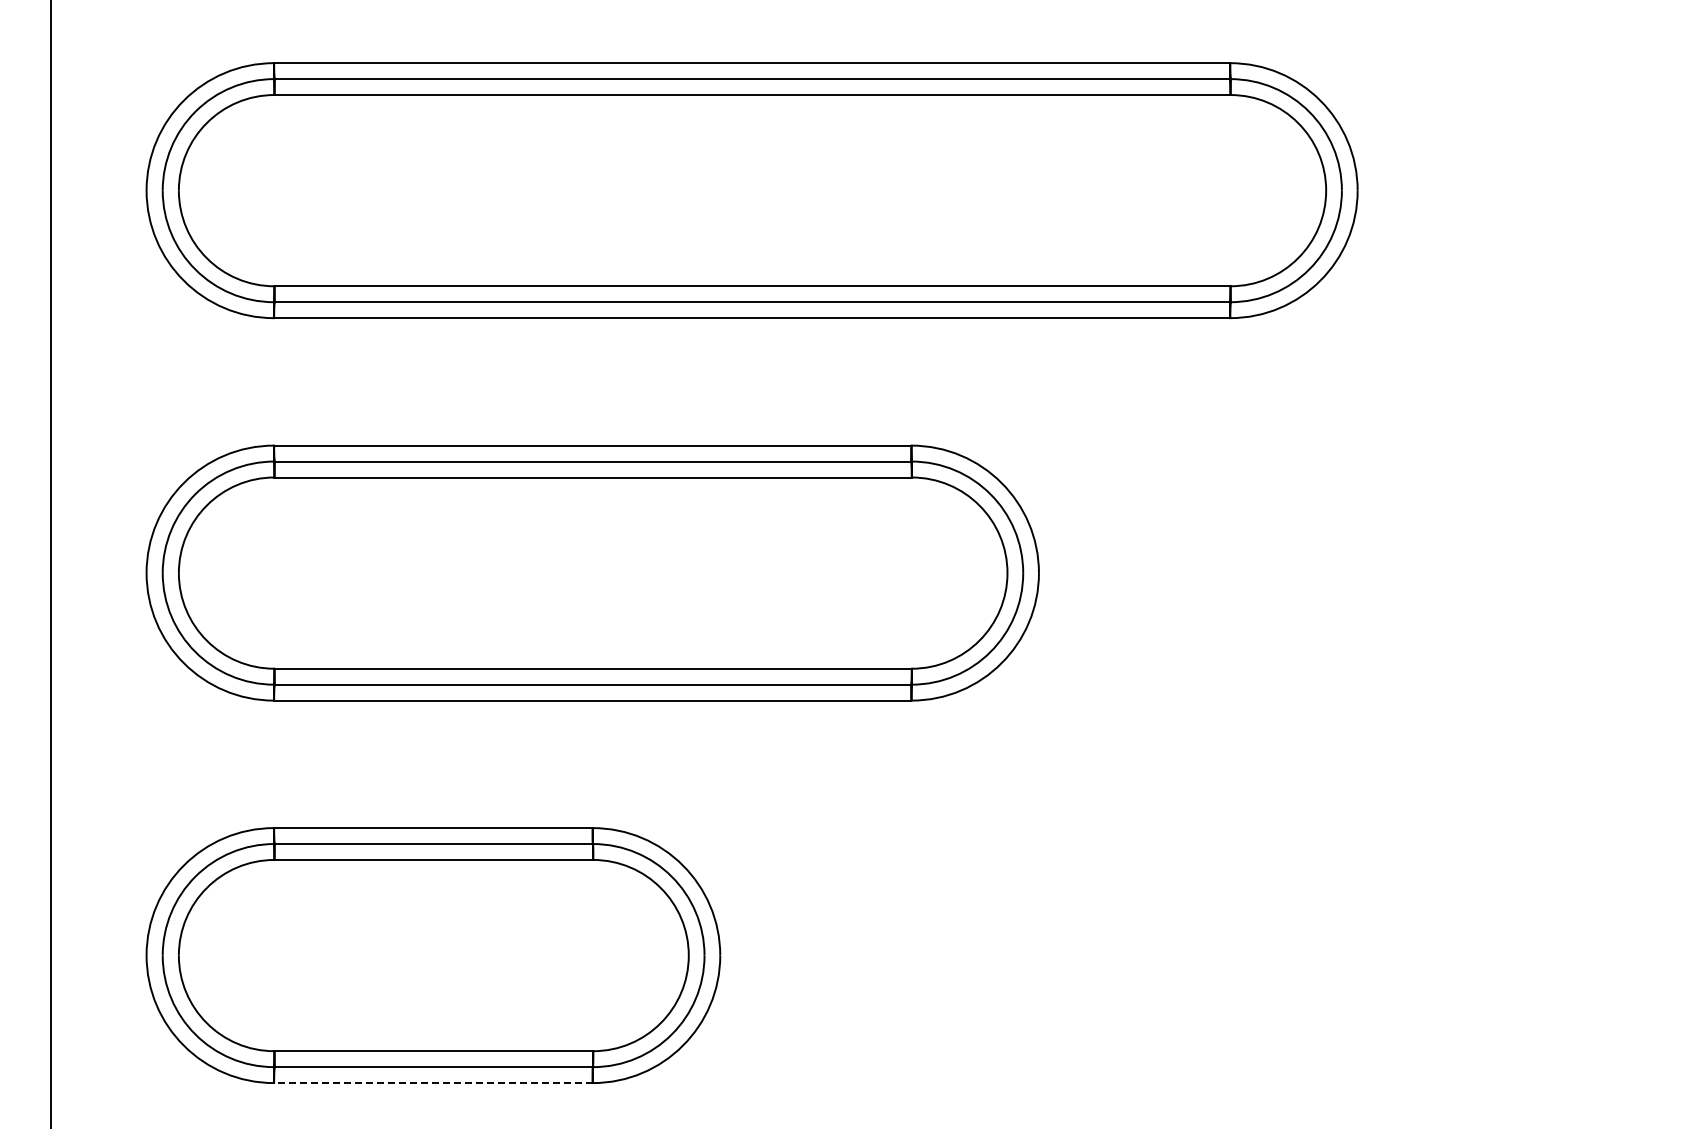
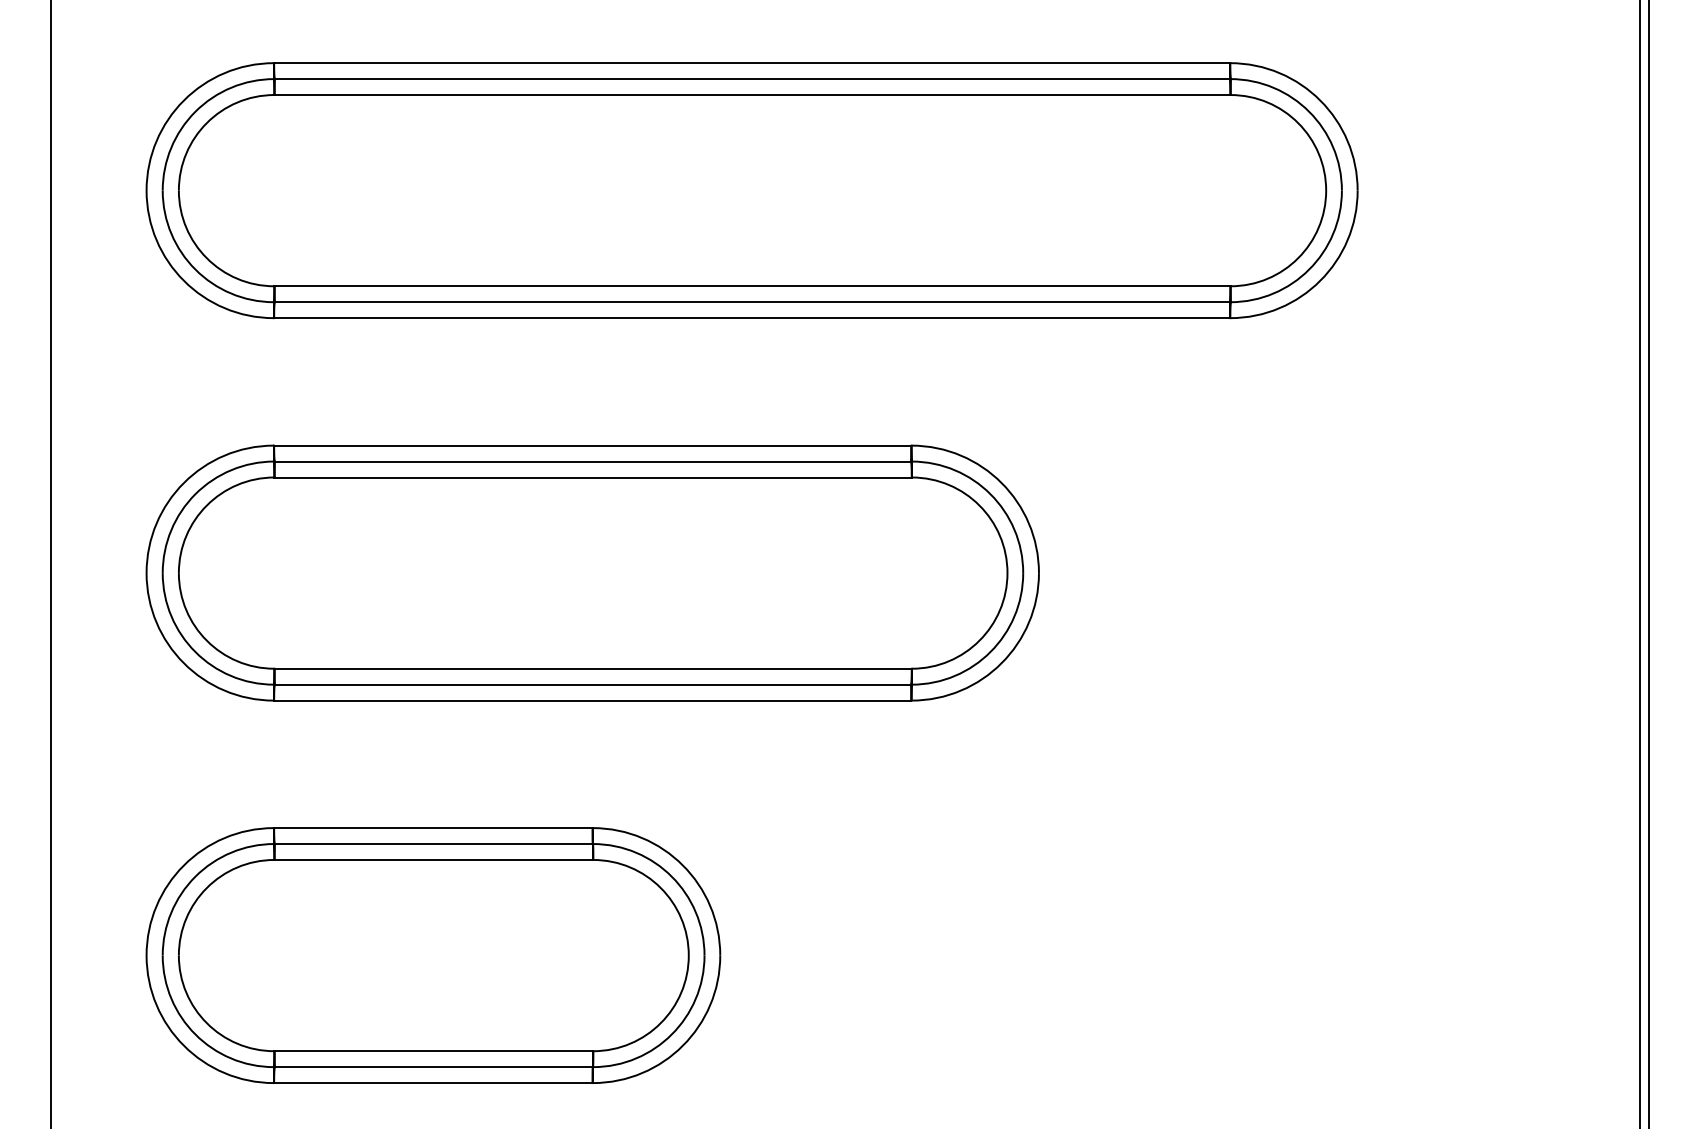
line: none -> present (1640, 563)
line: none -> present (1649, 563)
line: dashed -> solid (432, 1083)
